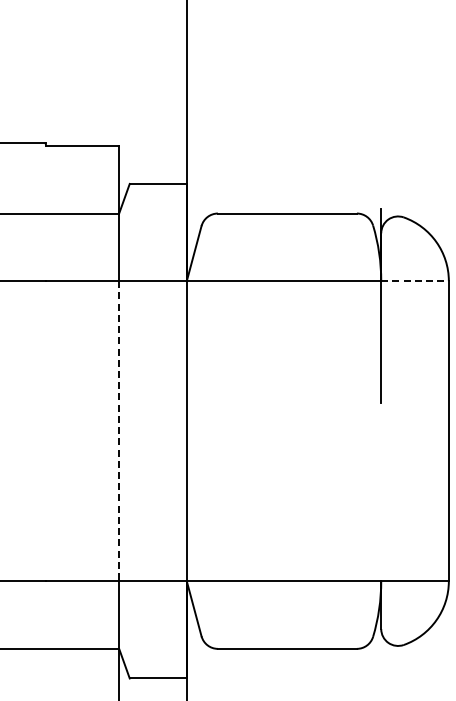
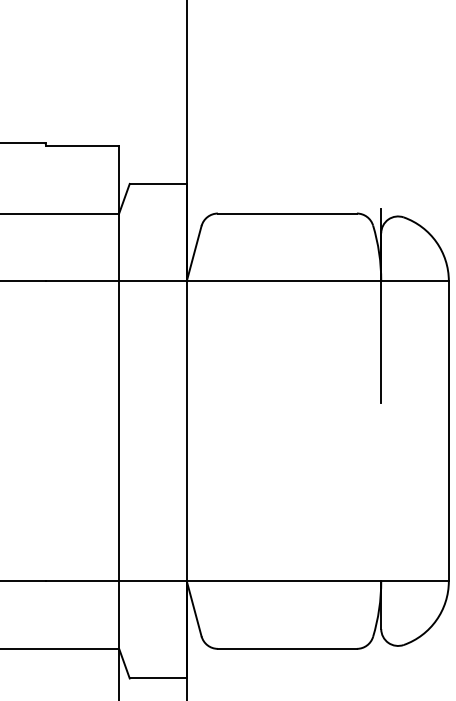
line: dashed -> solid (415, 281)
line: dashed -> solid (119, 431)
